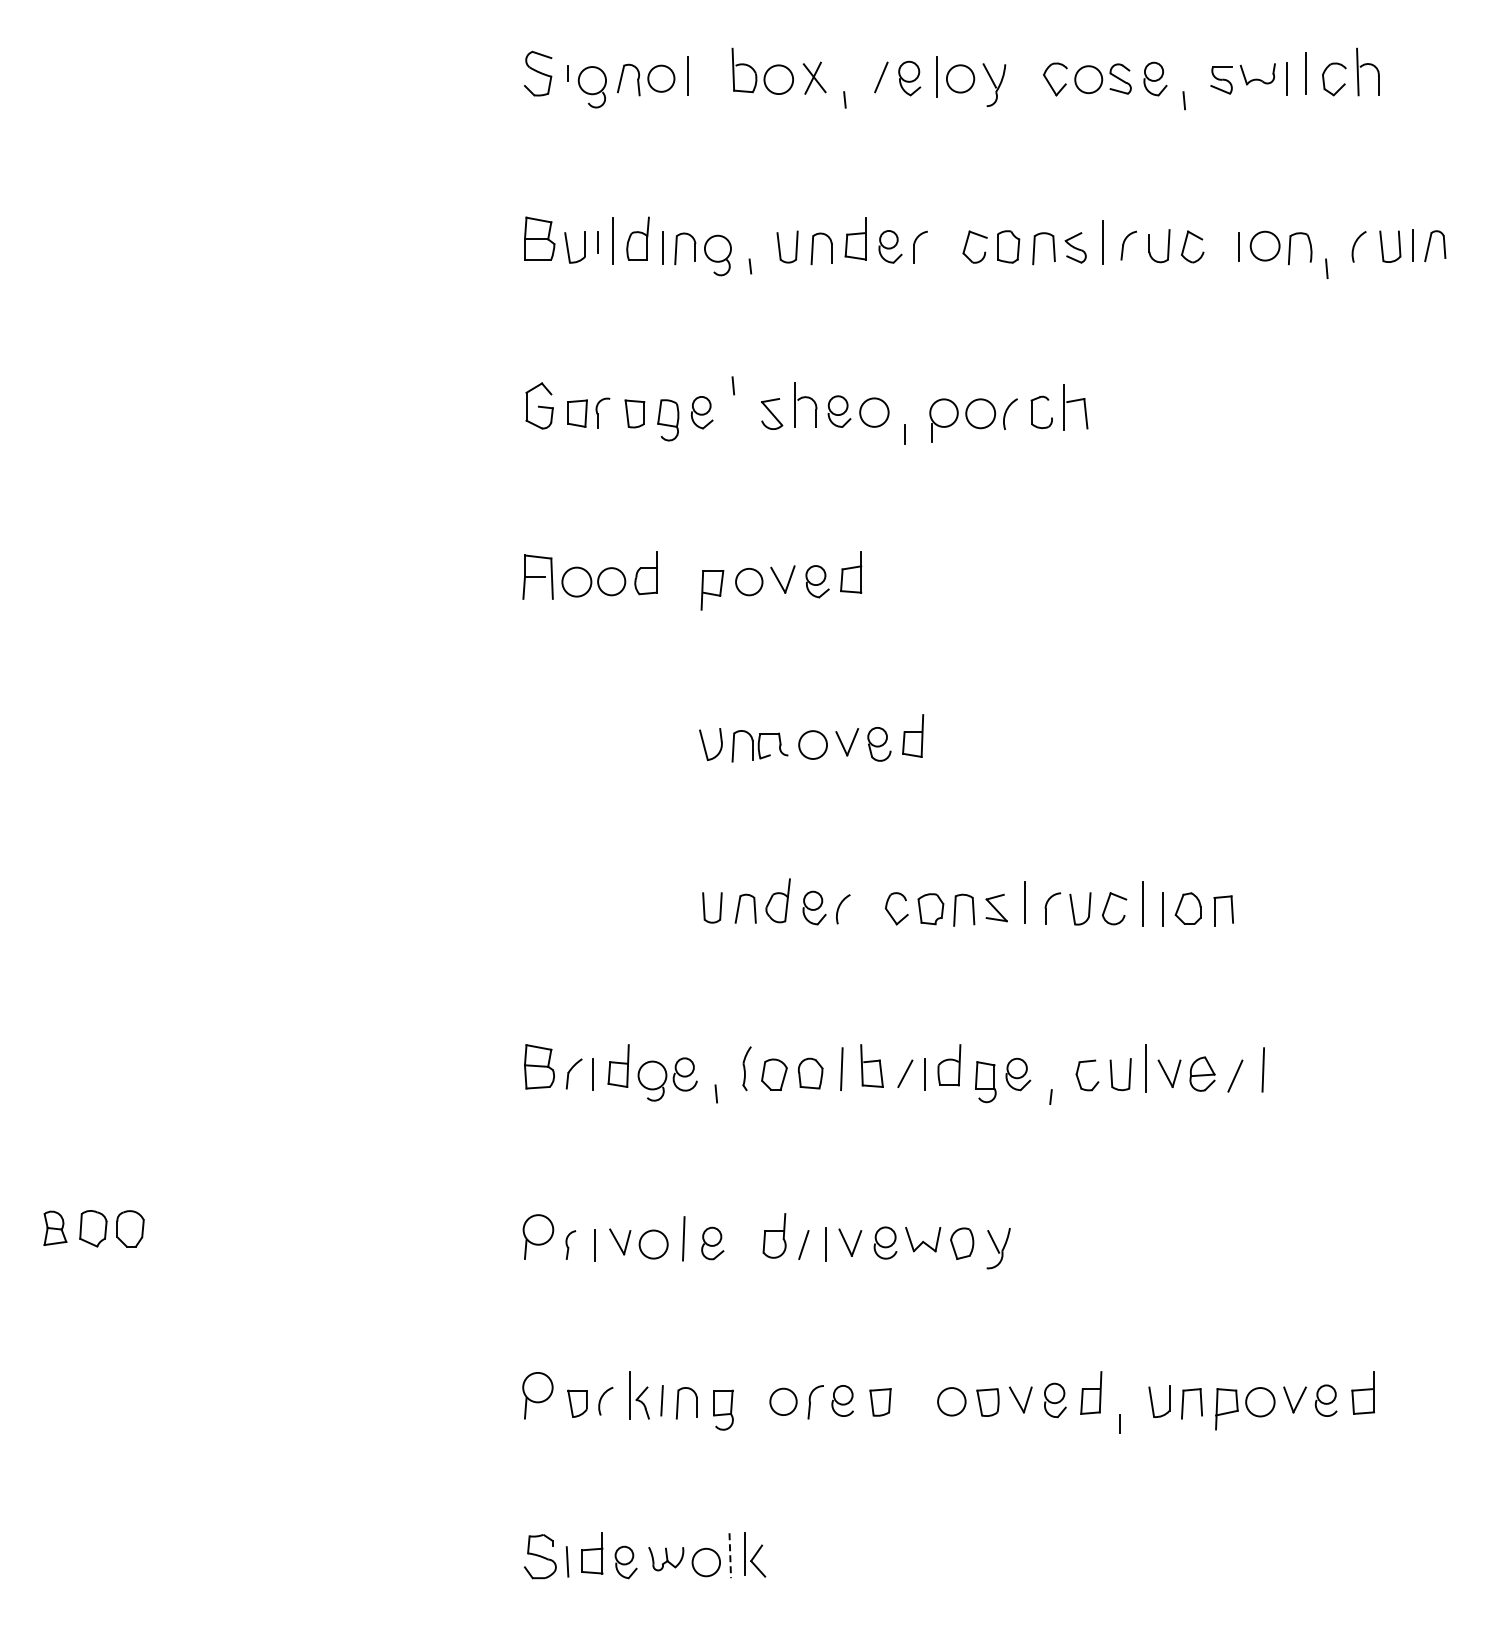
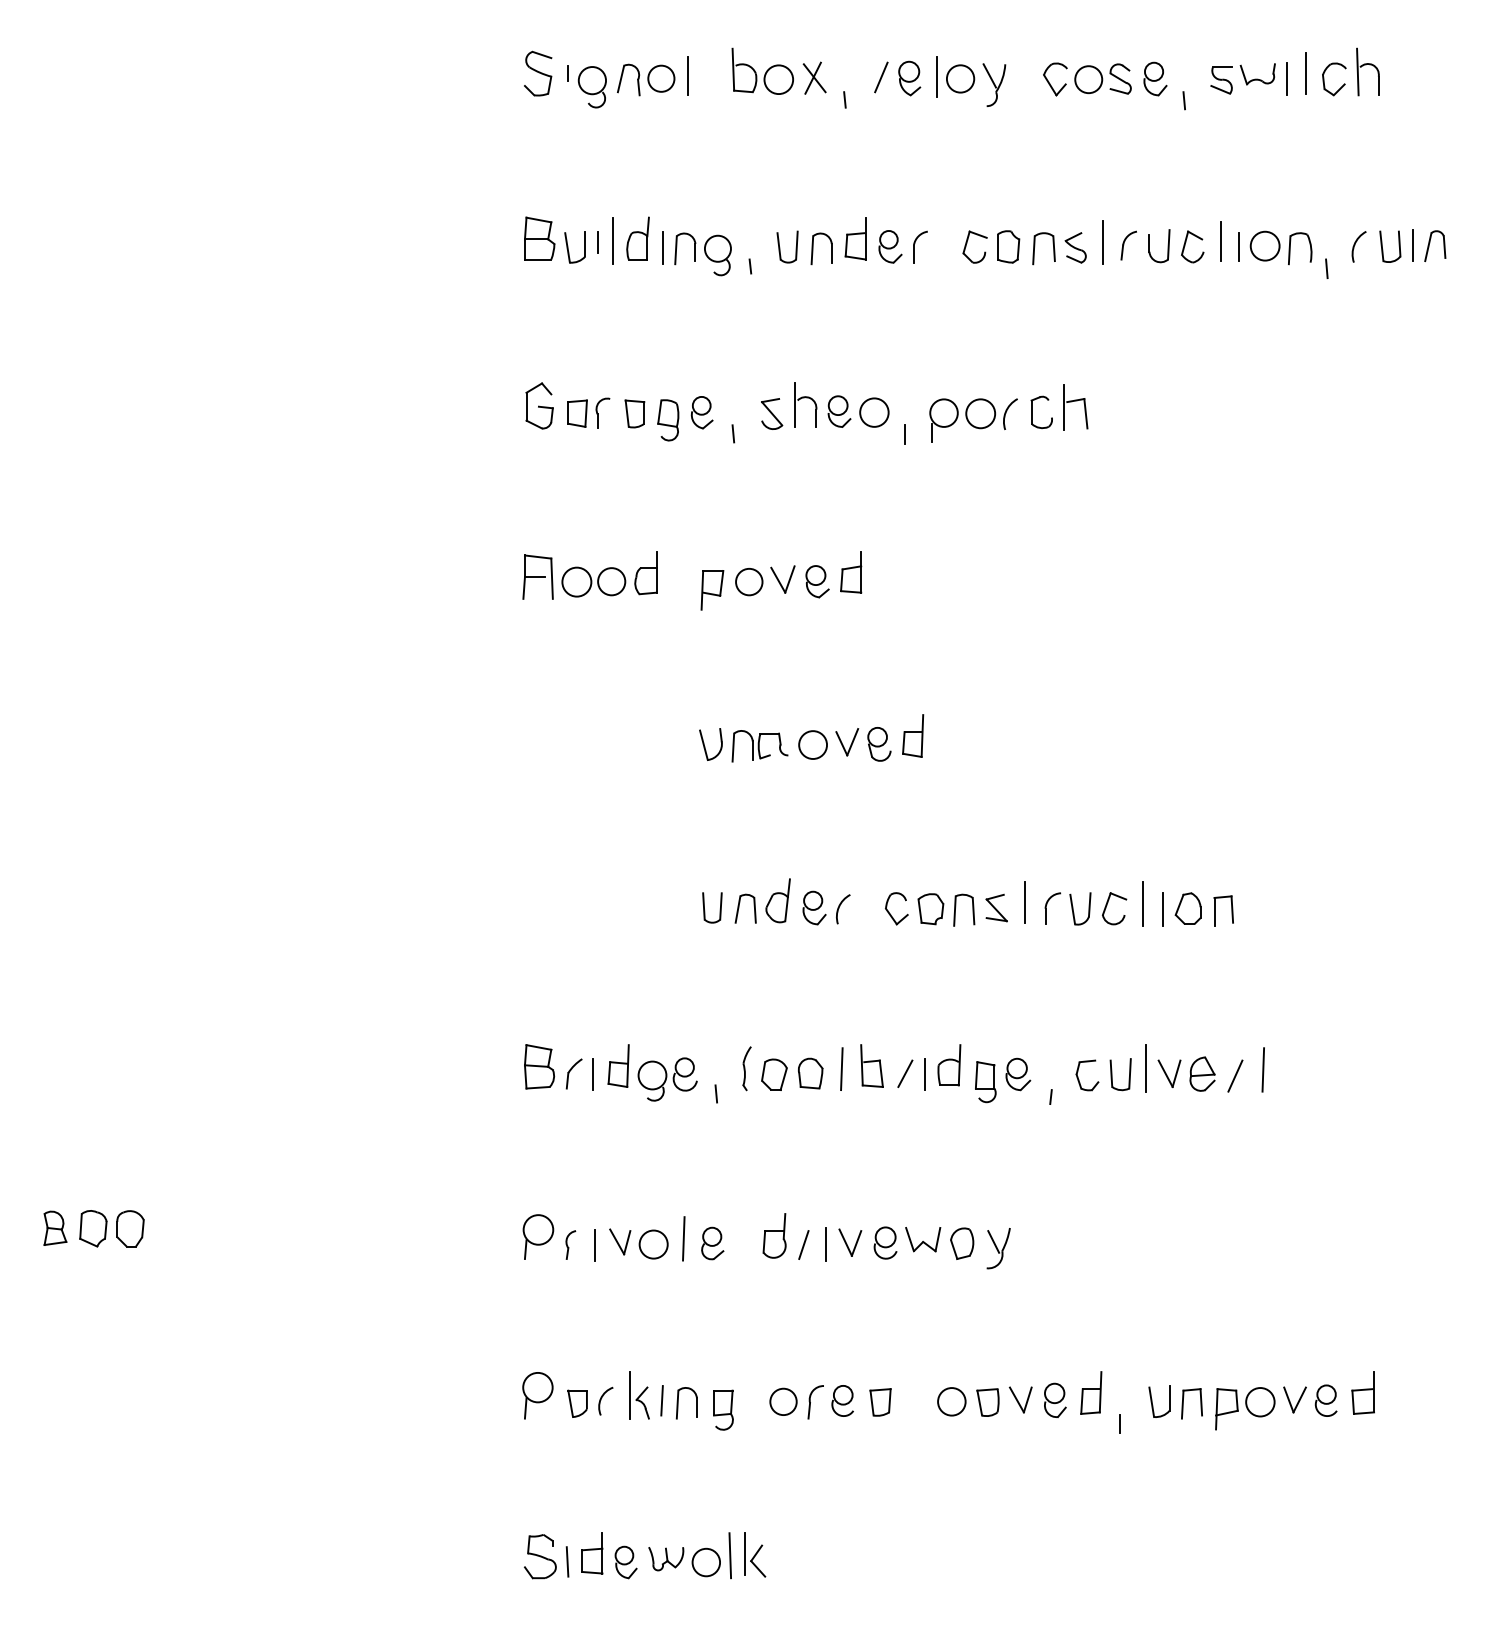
line: none -> present (1220, 241)
line position: (733, 385) -> (733, 433) (733, 433)
line: dashed -> solid (730, 1556)
